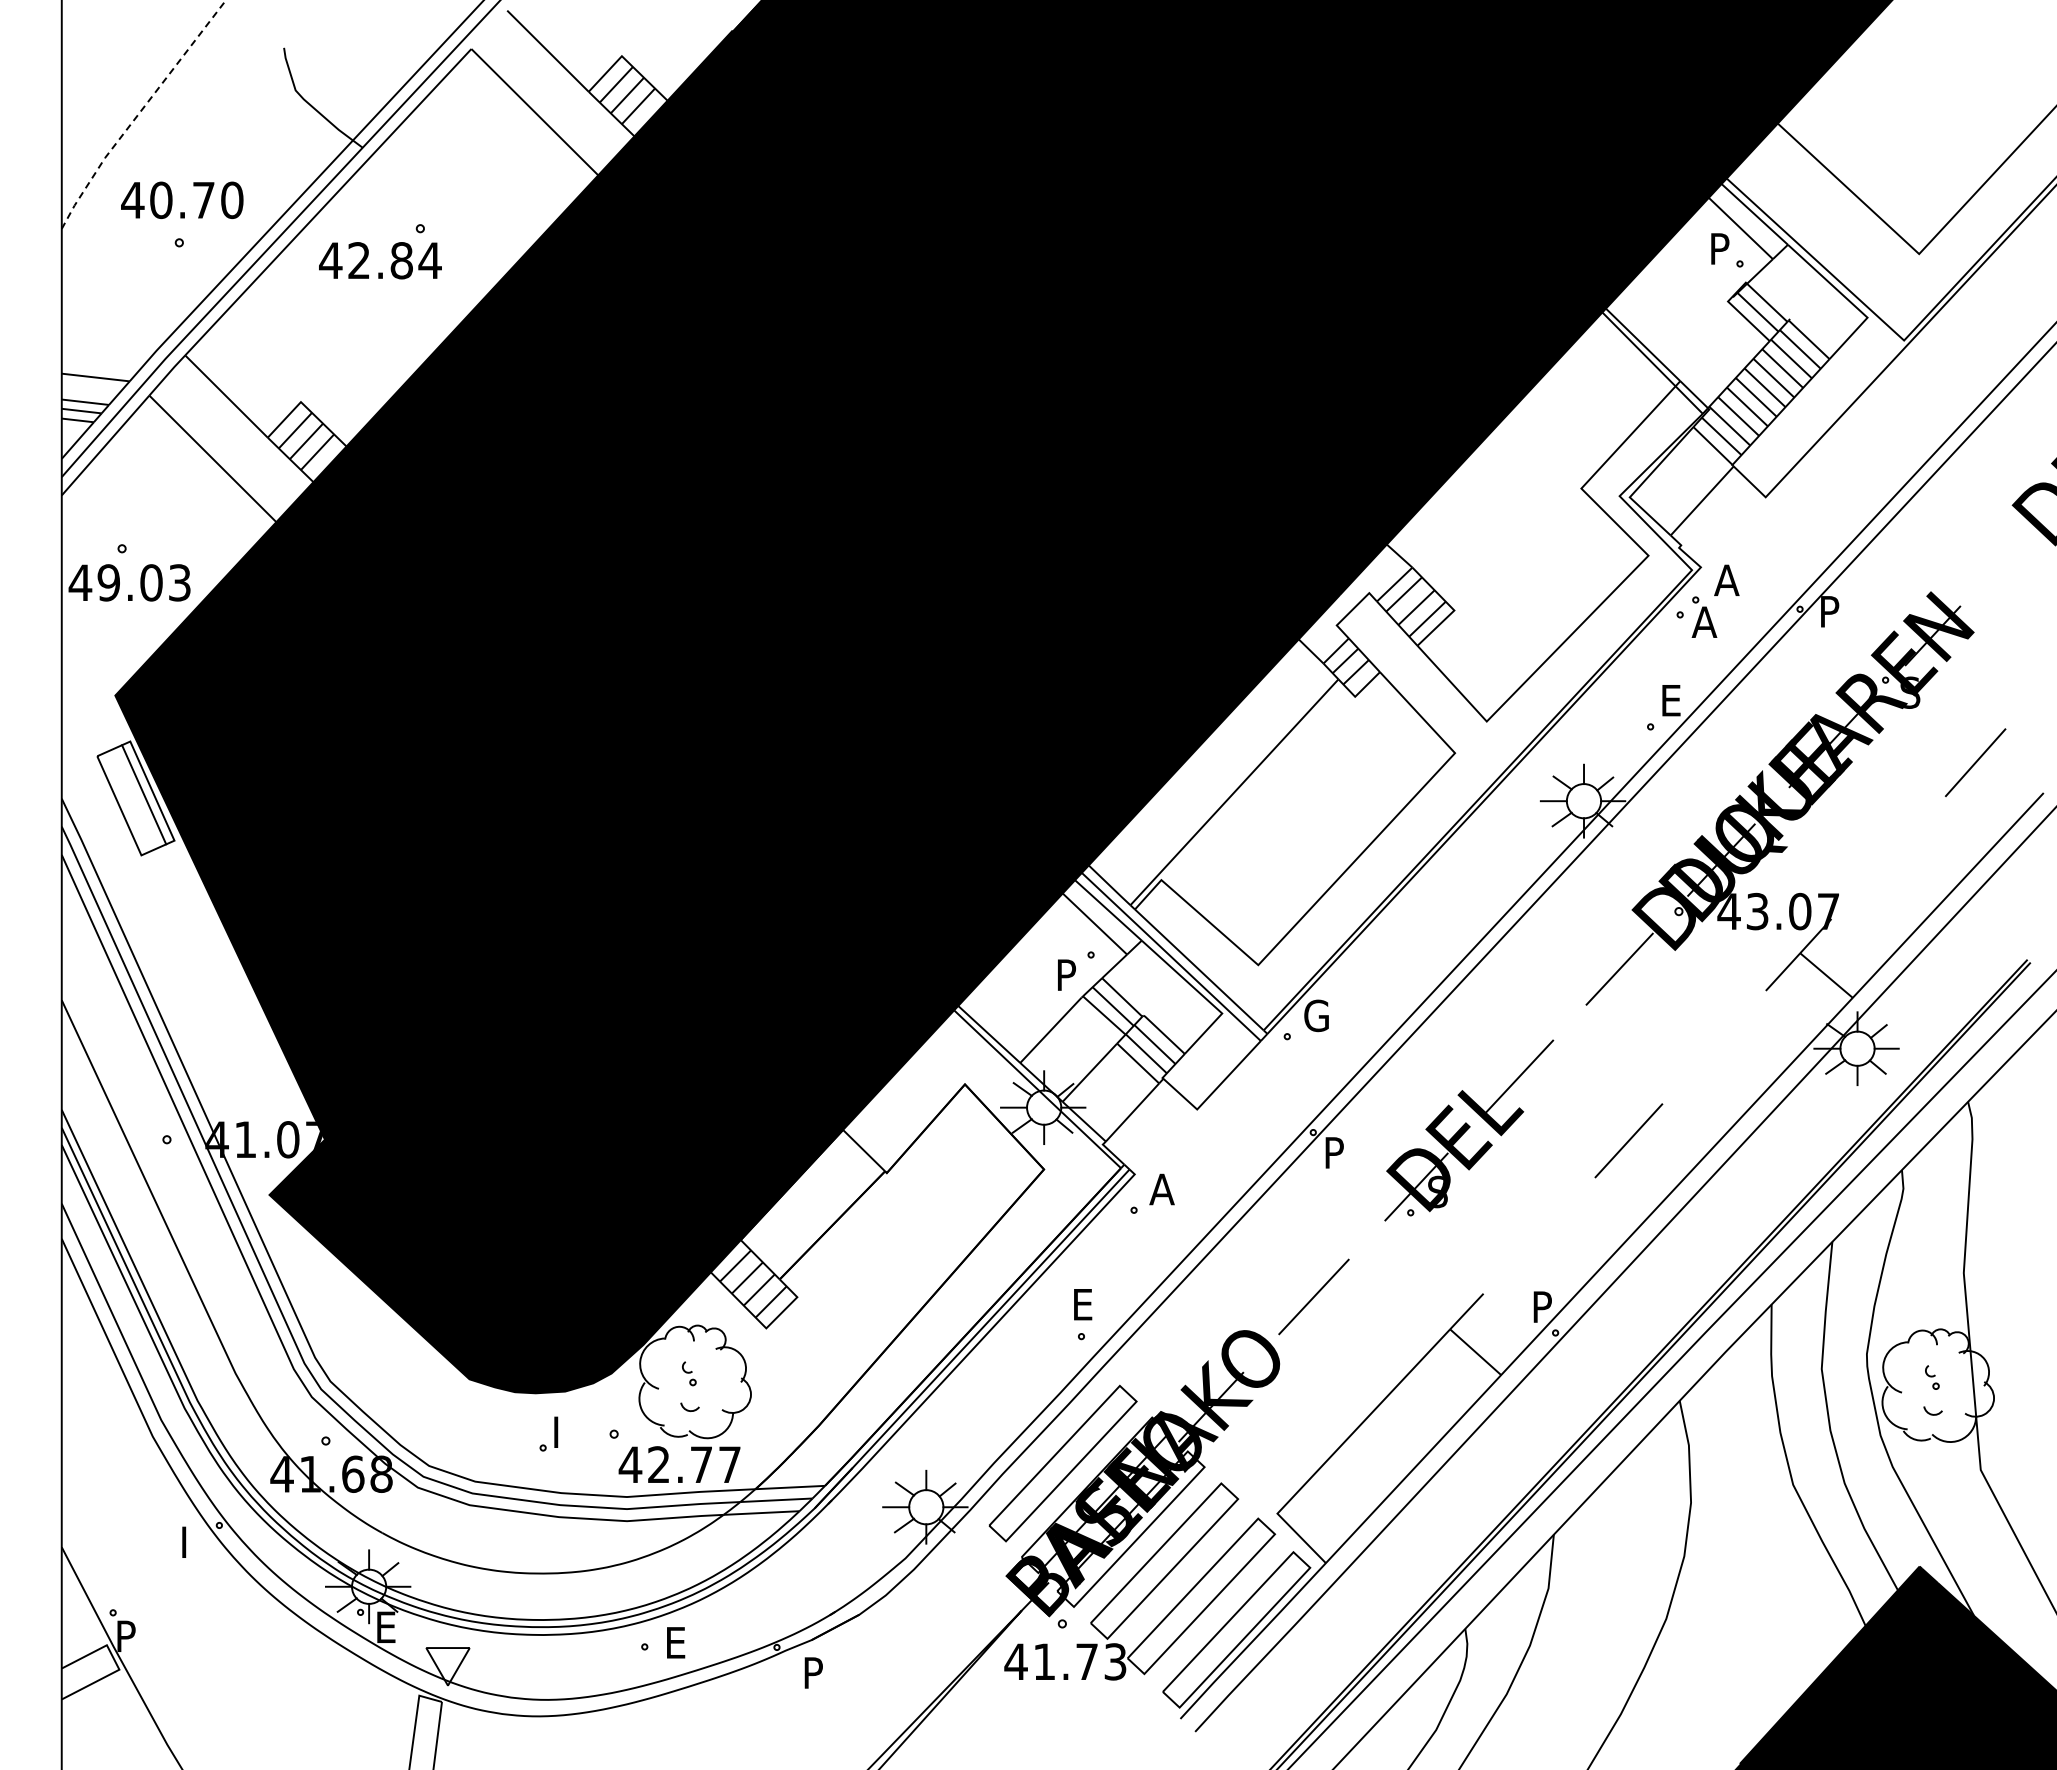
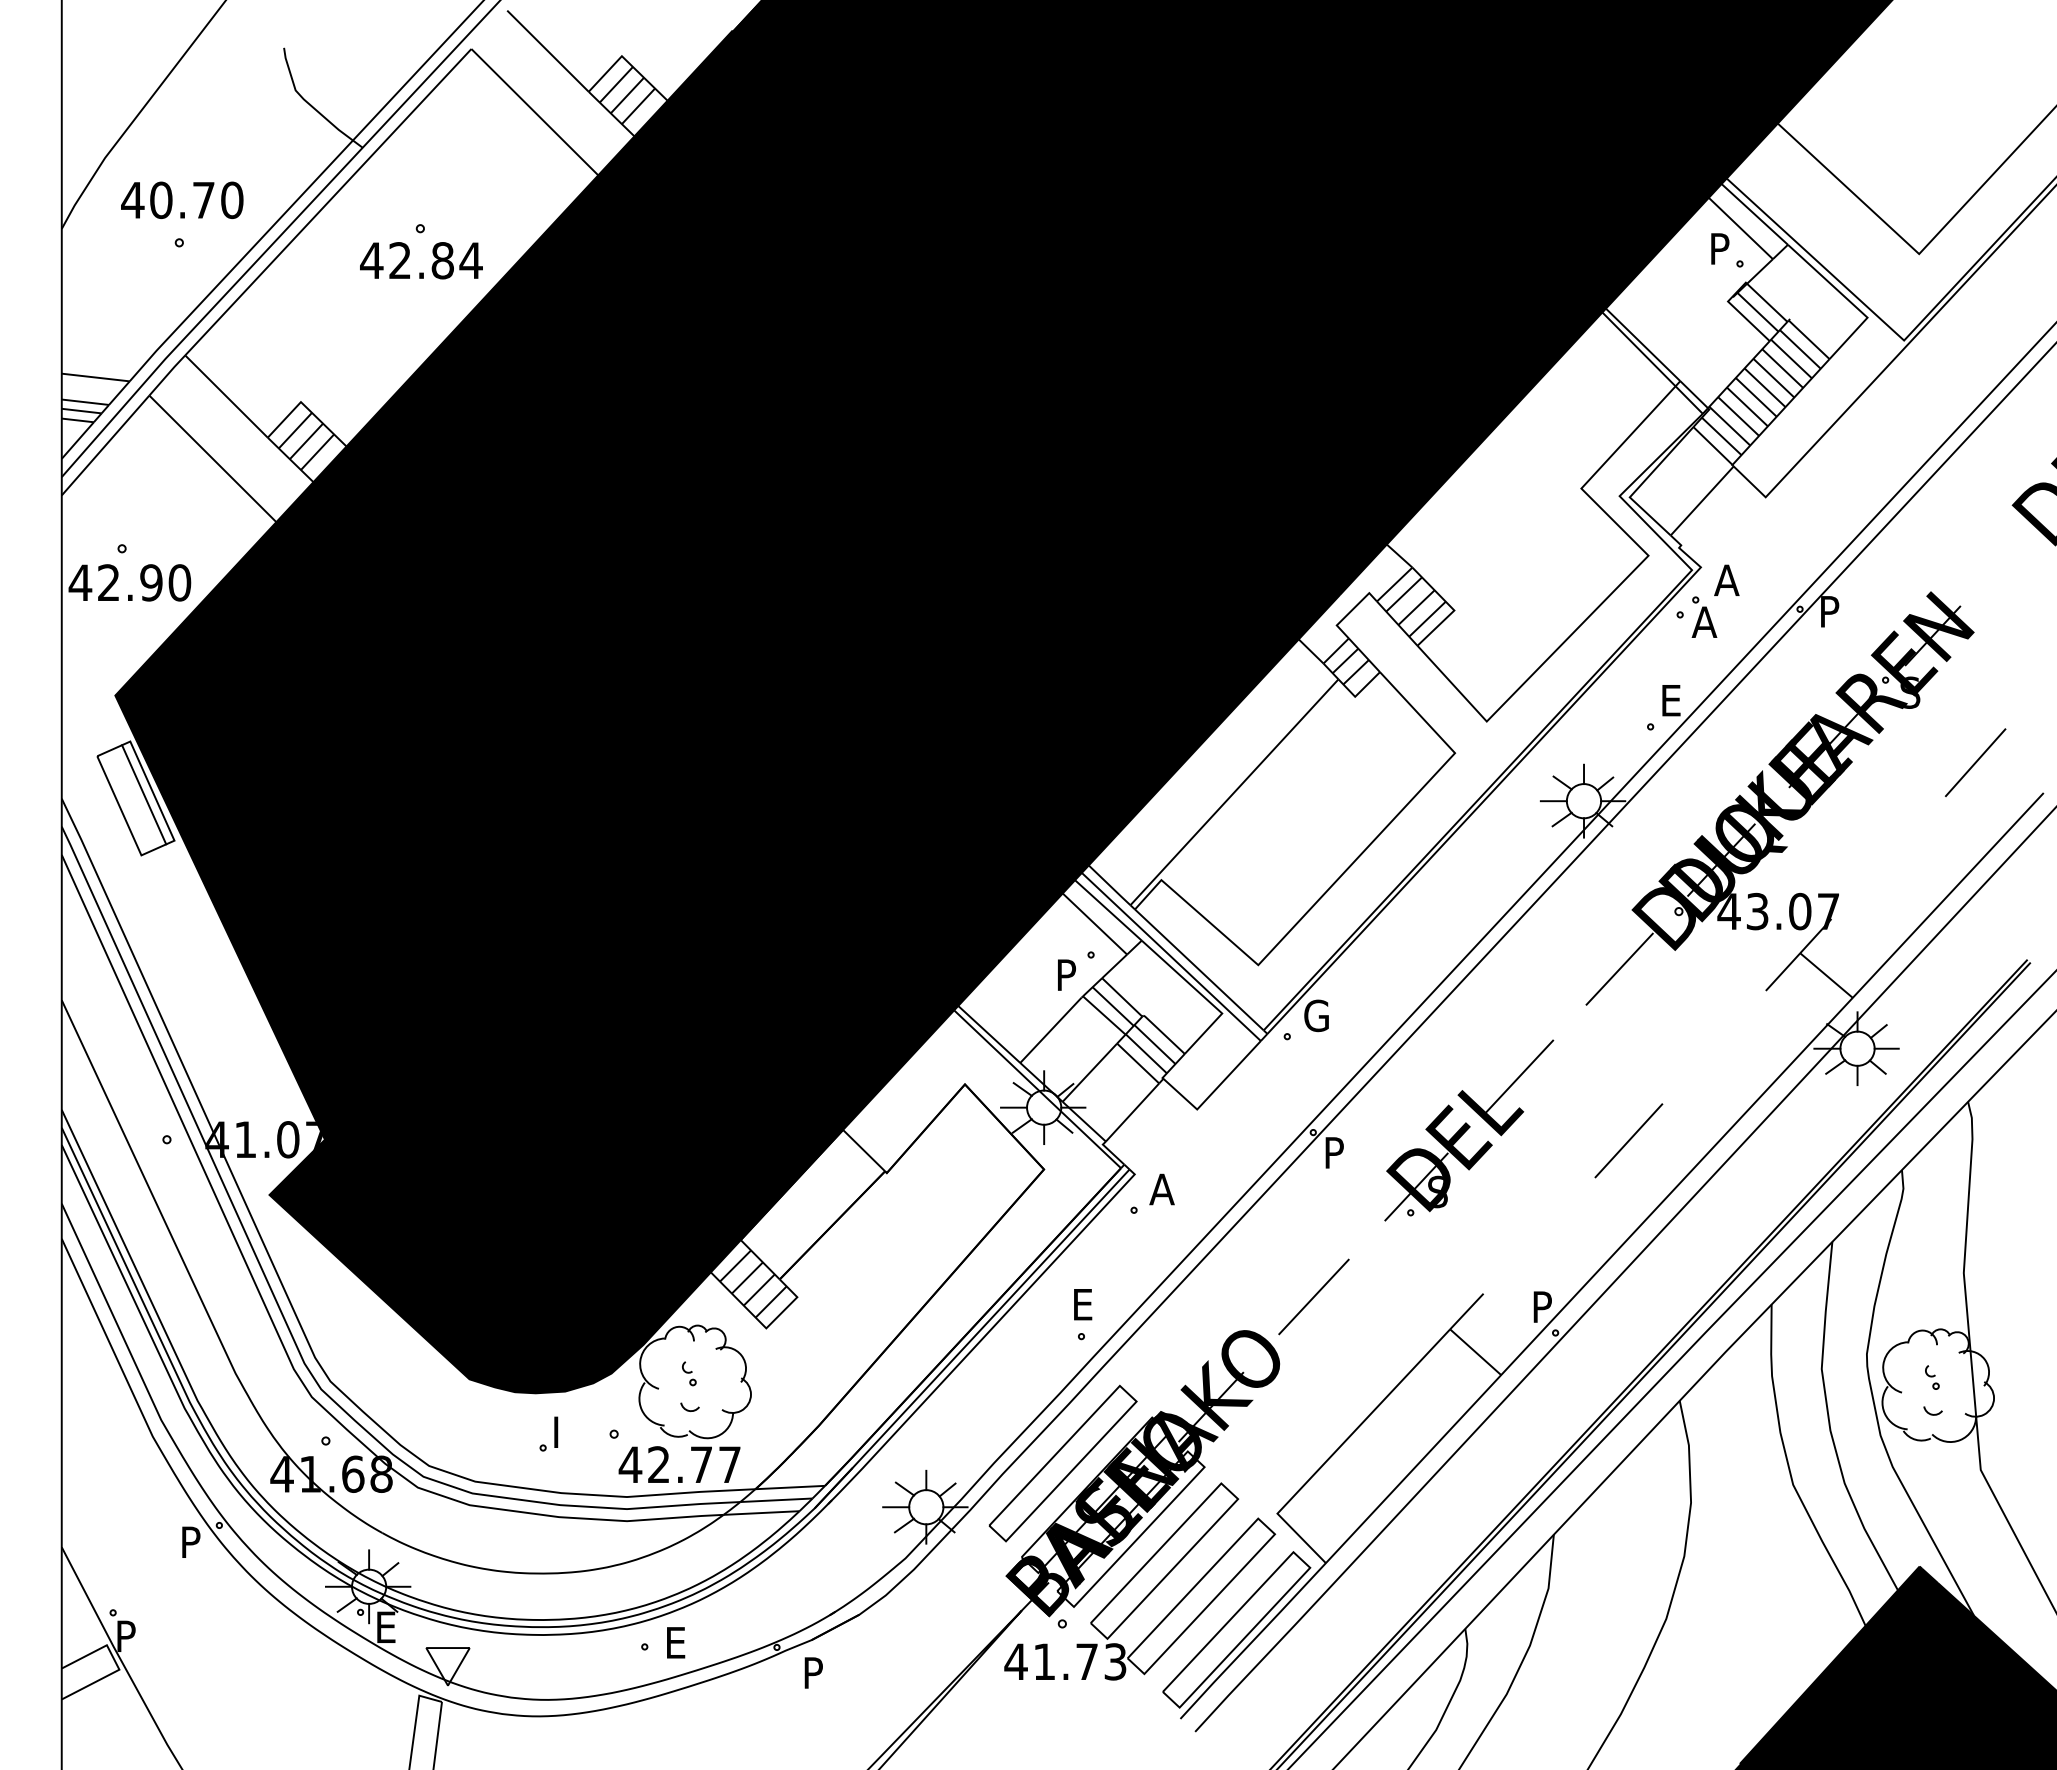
line: dashed -> solid (139, 113)
text position: (380, 260) -> (421, 260) (421, 260)
text: 49.03 -> 42.90 (144, 582)
text: I -> P (193, 1535)
